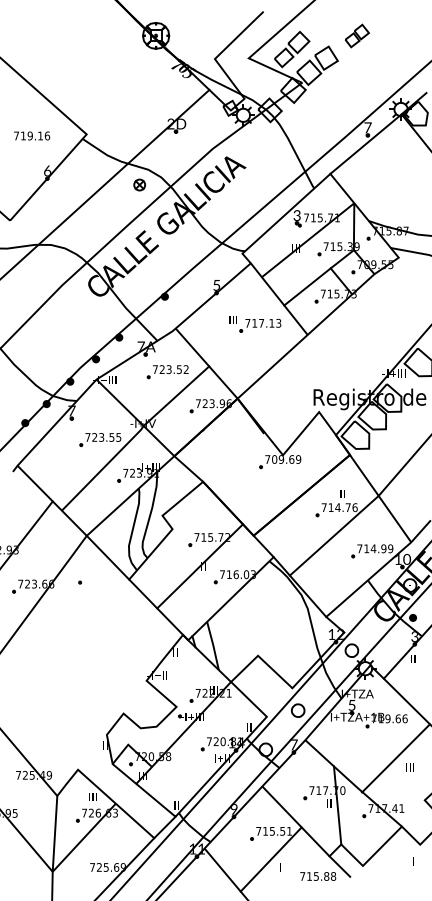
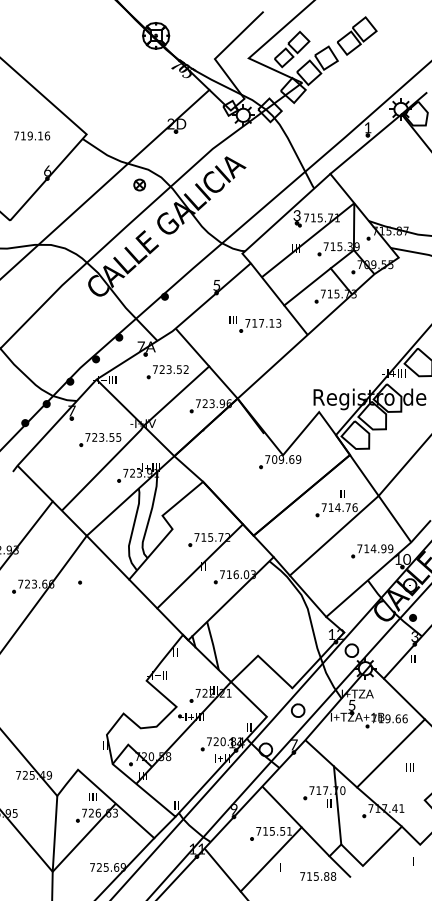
part size: 25x26 px -> 41x40 px (357, 35)
text: 7 -> 1 (367, 127)
line position: (395, 758) -> (390, 753) (390, 753)
